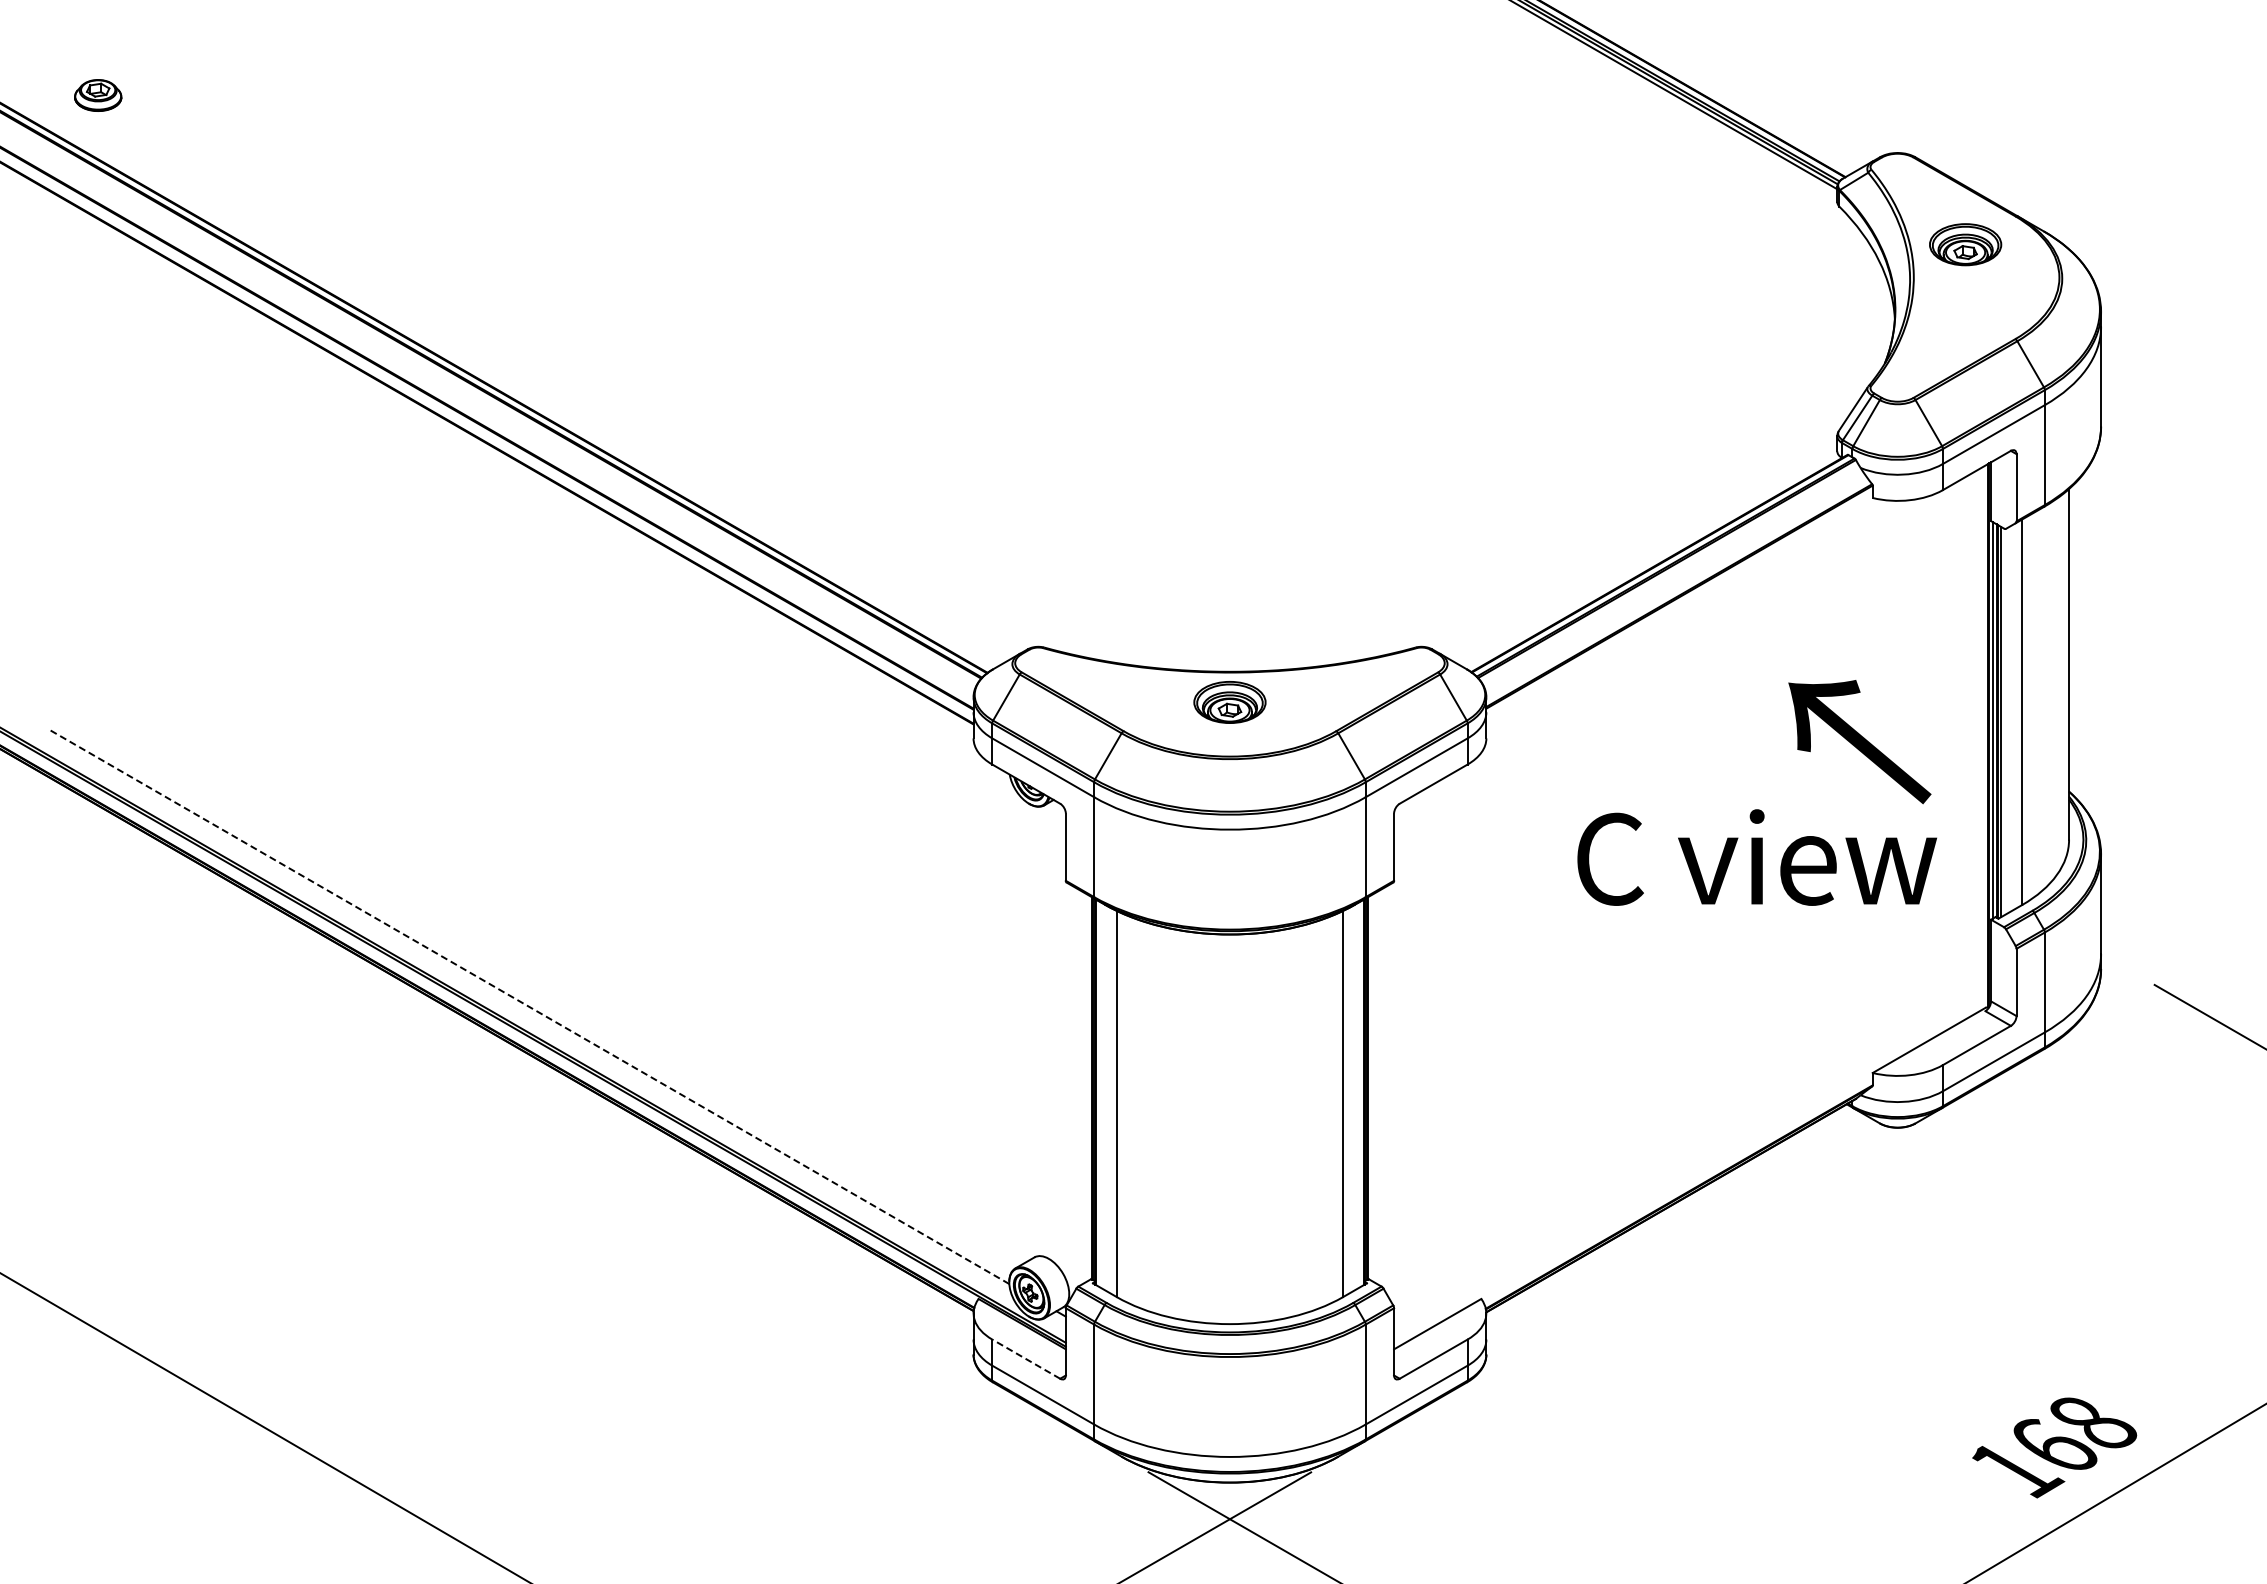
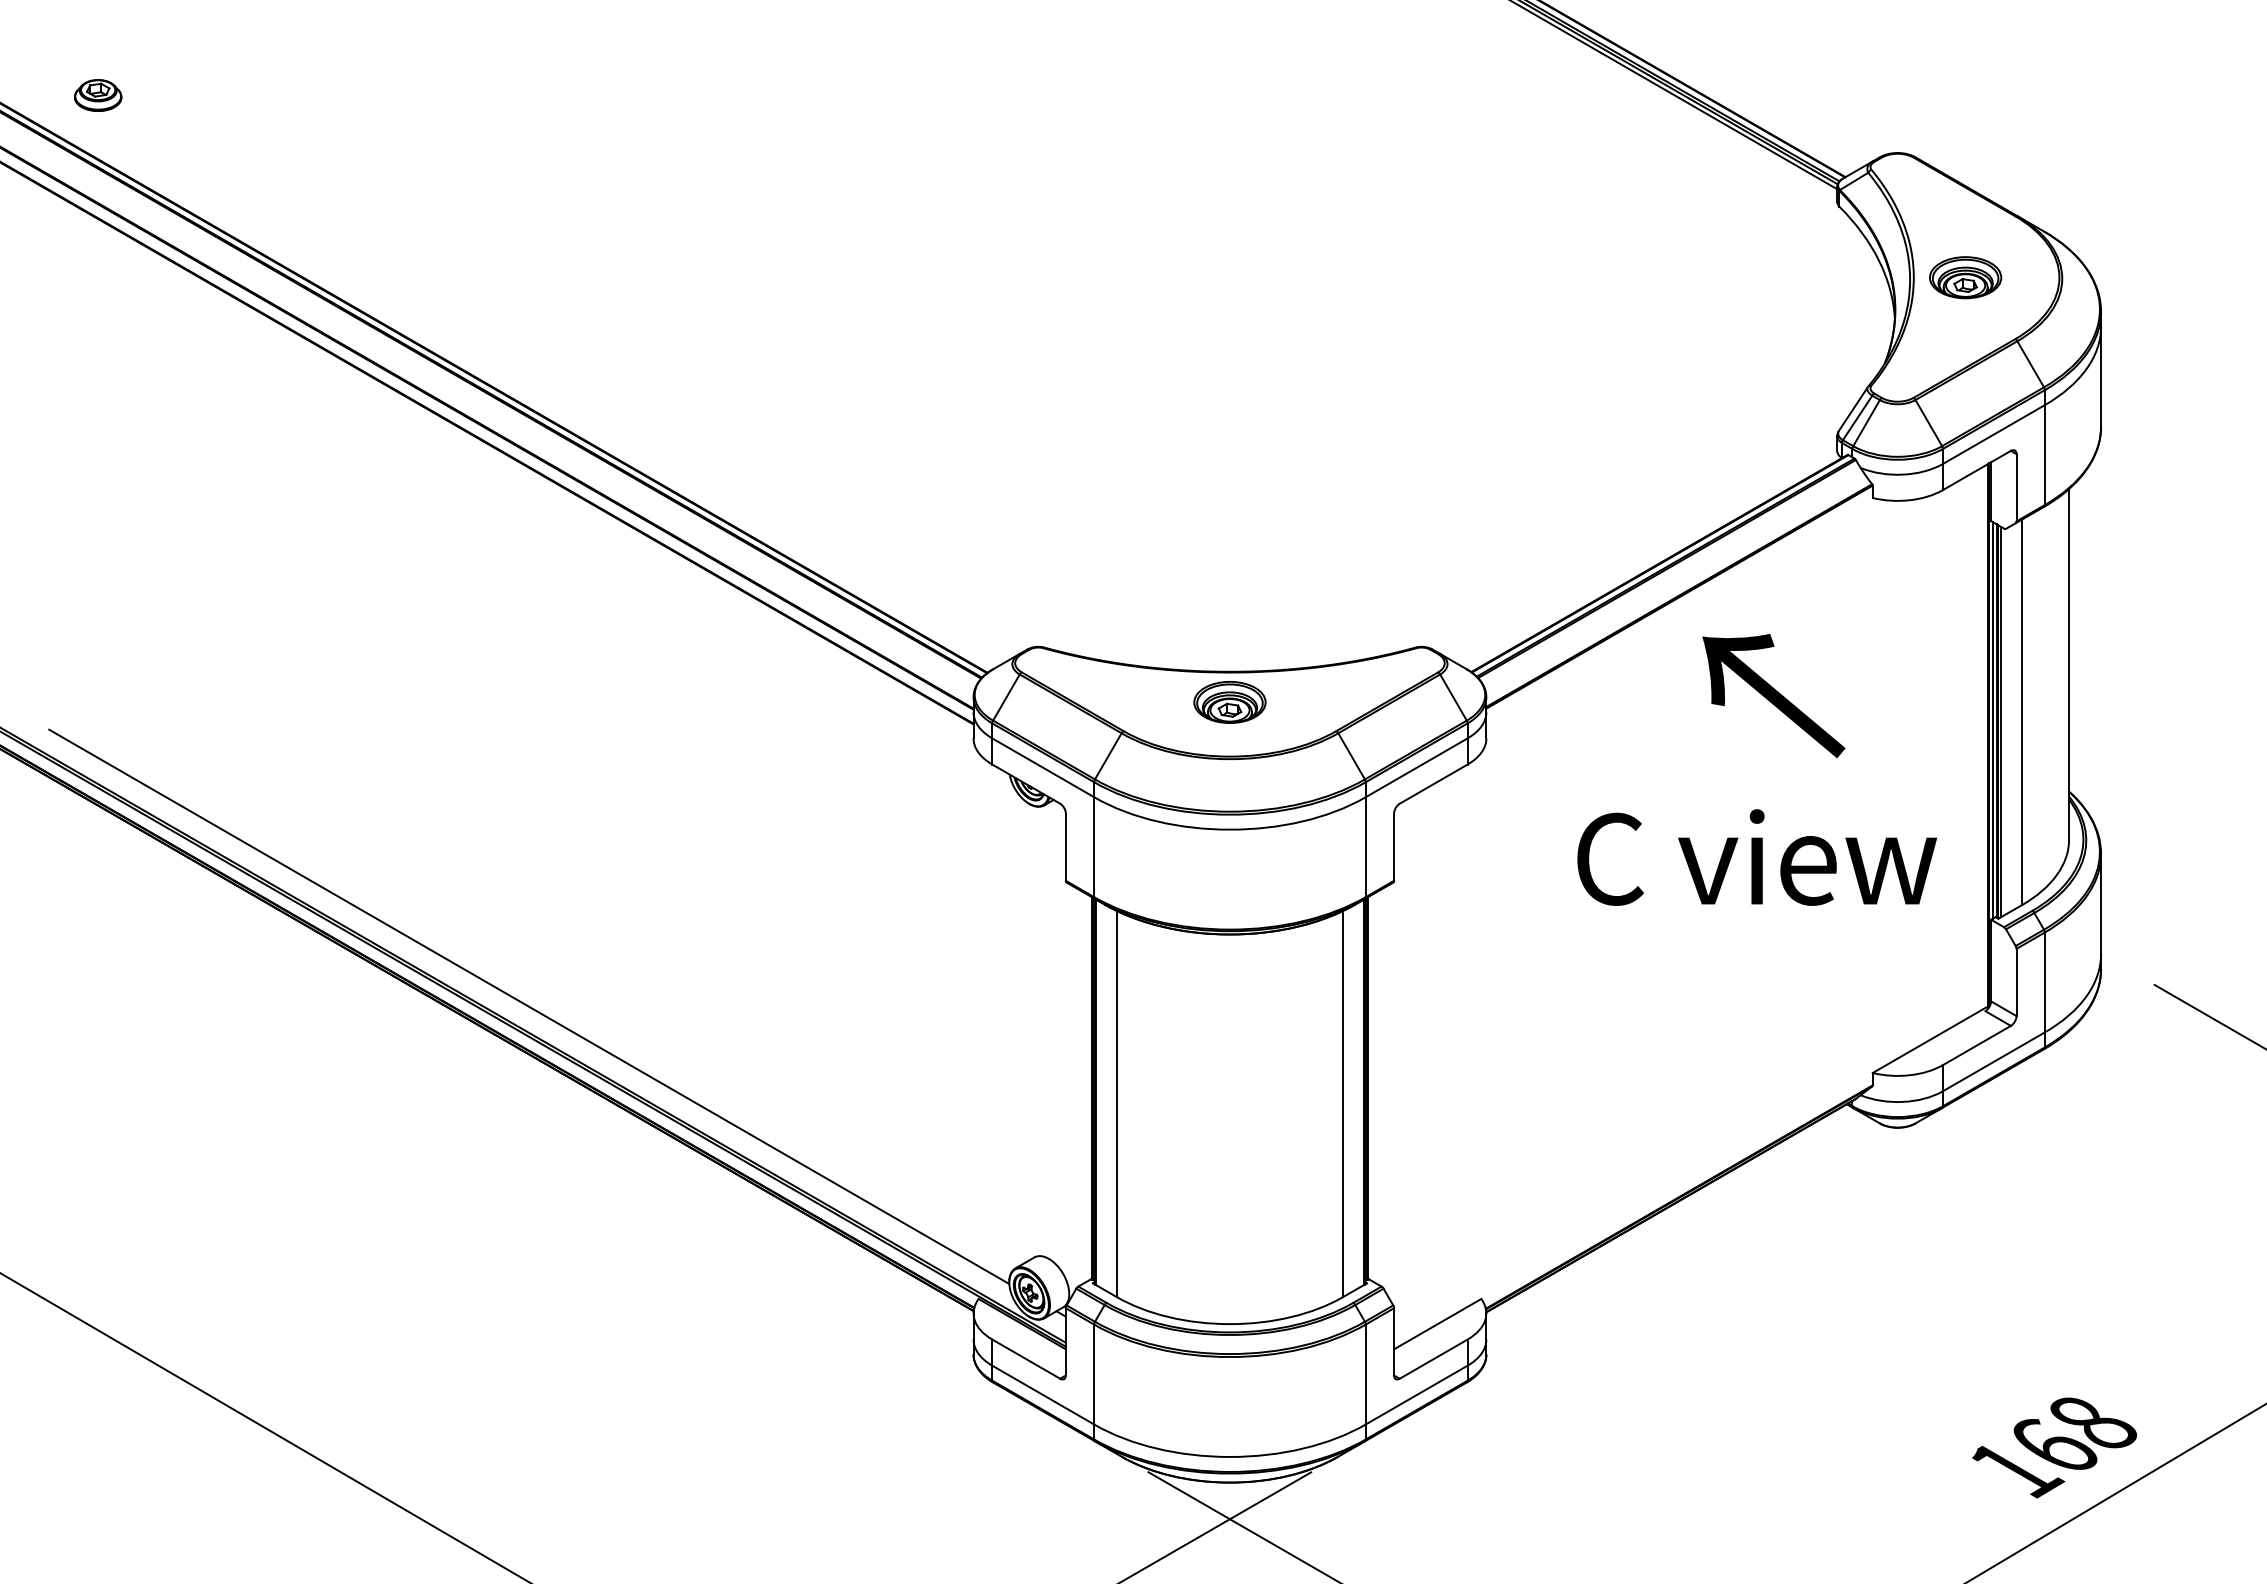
part position: (1965, 244) -> (1965, 277) (1965, 277)
text position: (1859, 742) -> (1773, 696) (1773, 696)
line: dashed -> solid (528, 1006)
line: dashed -> solid (1025, 1358)
